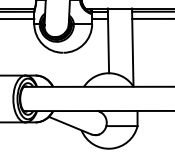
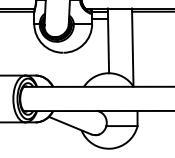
line: present -> none (151, 18)
line: present -> none (18, 19)
